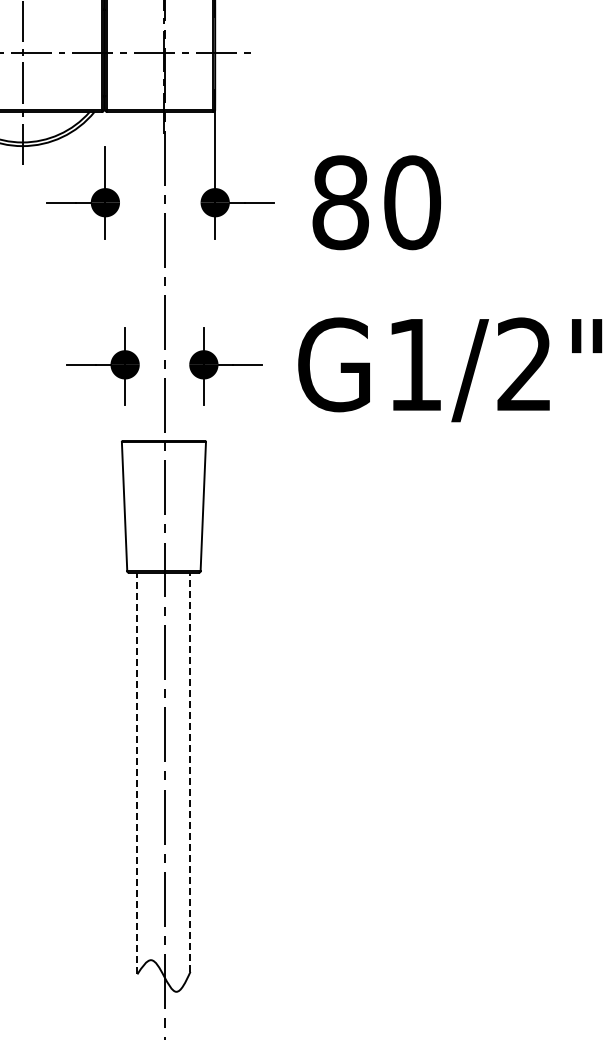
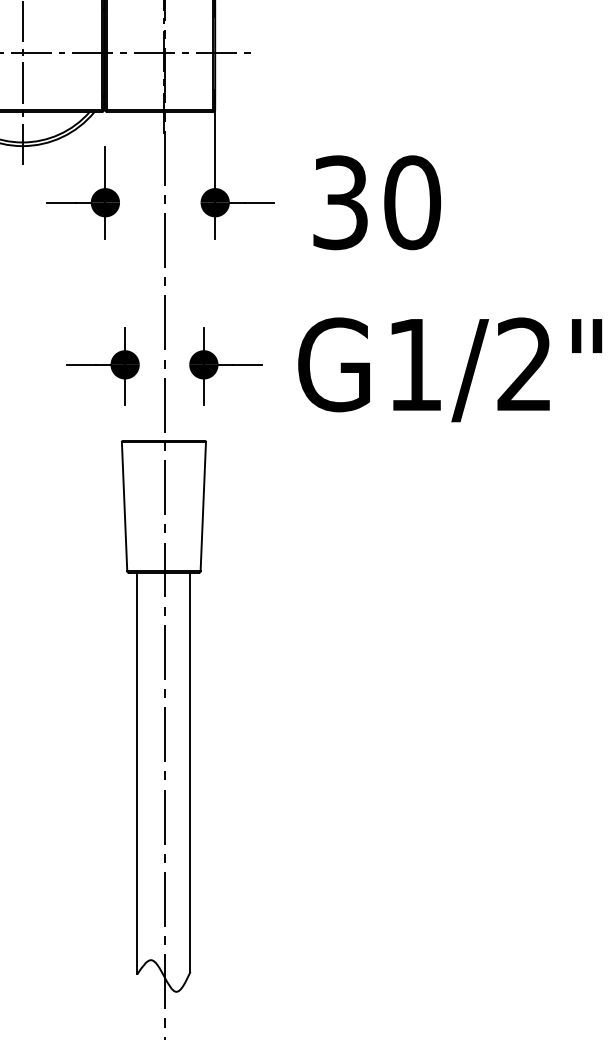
text: 80 -> 30 (340, 202)
line: dashed -> solid (190, 771)
line: dashed -> solid (137, 773)
